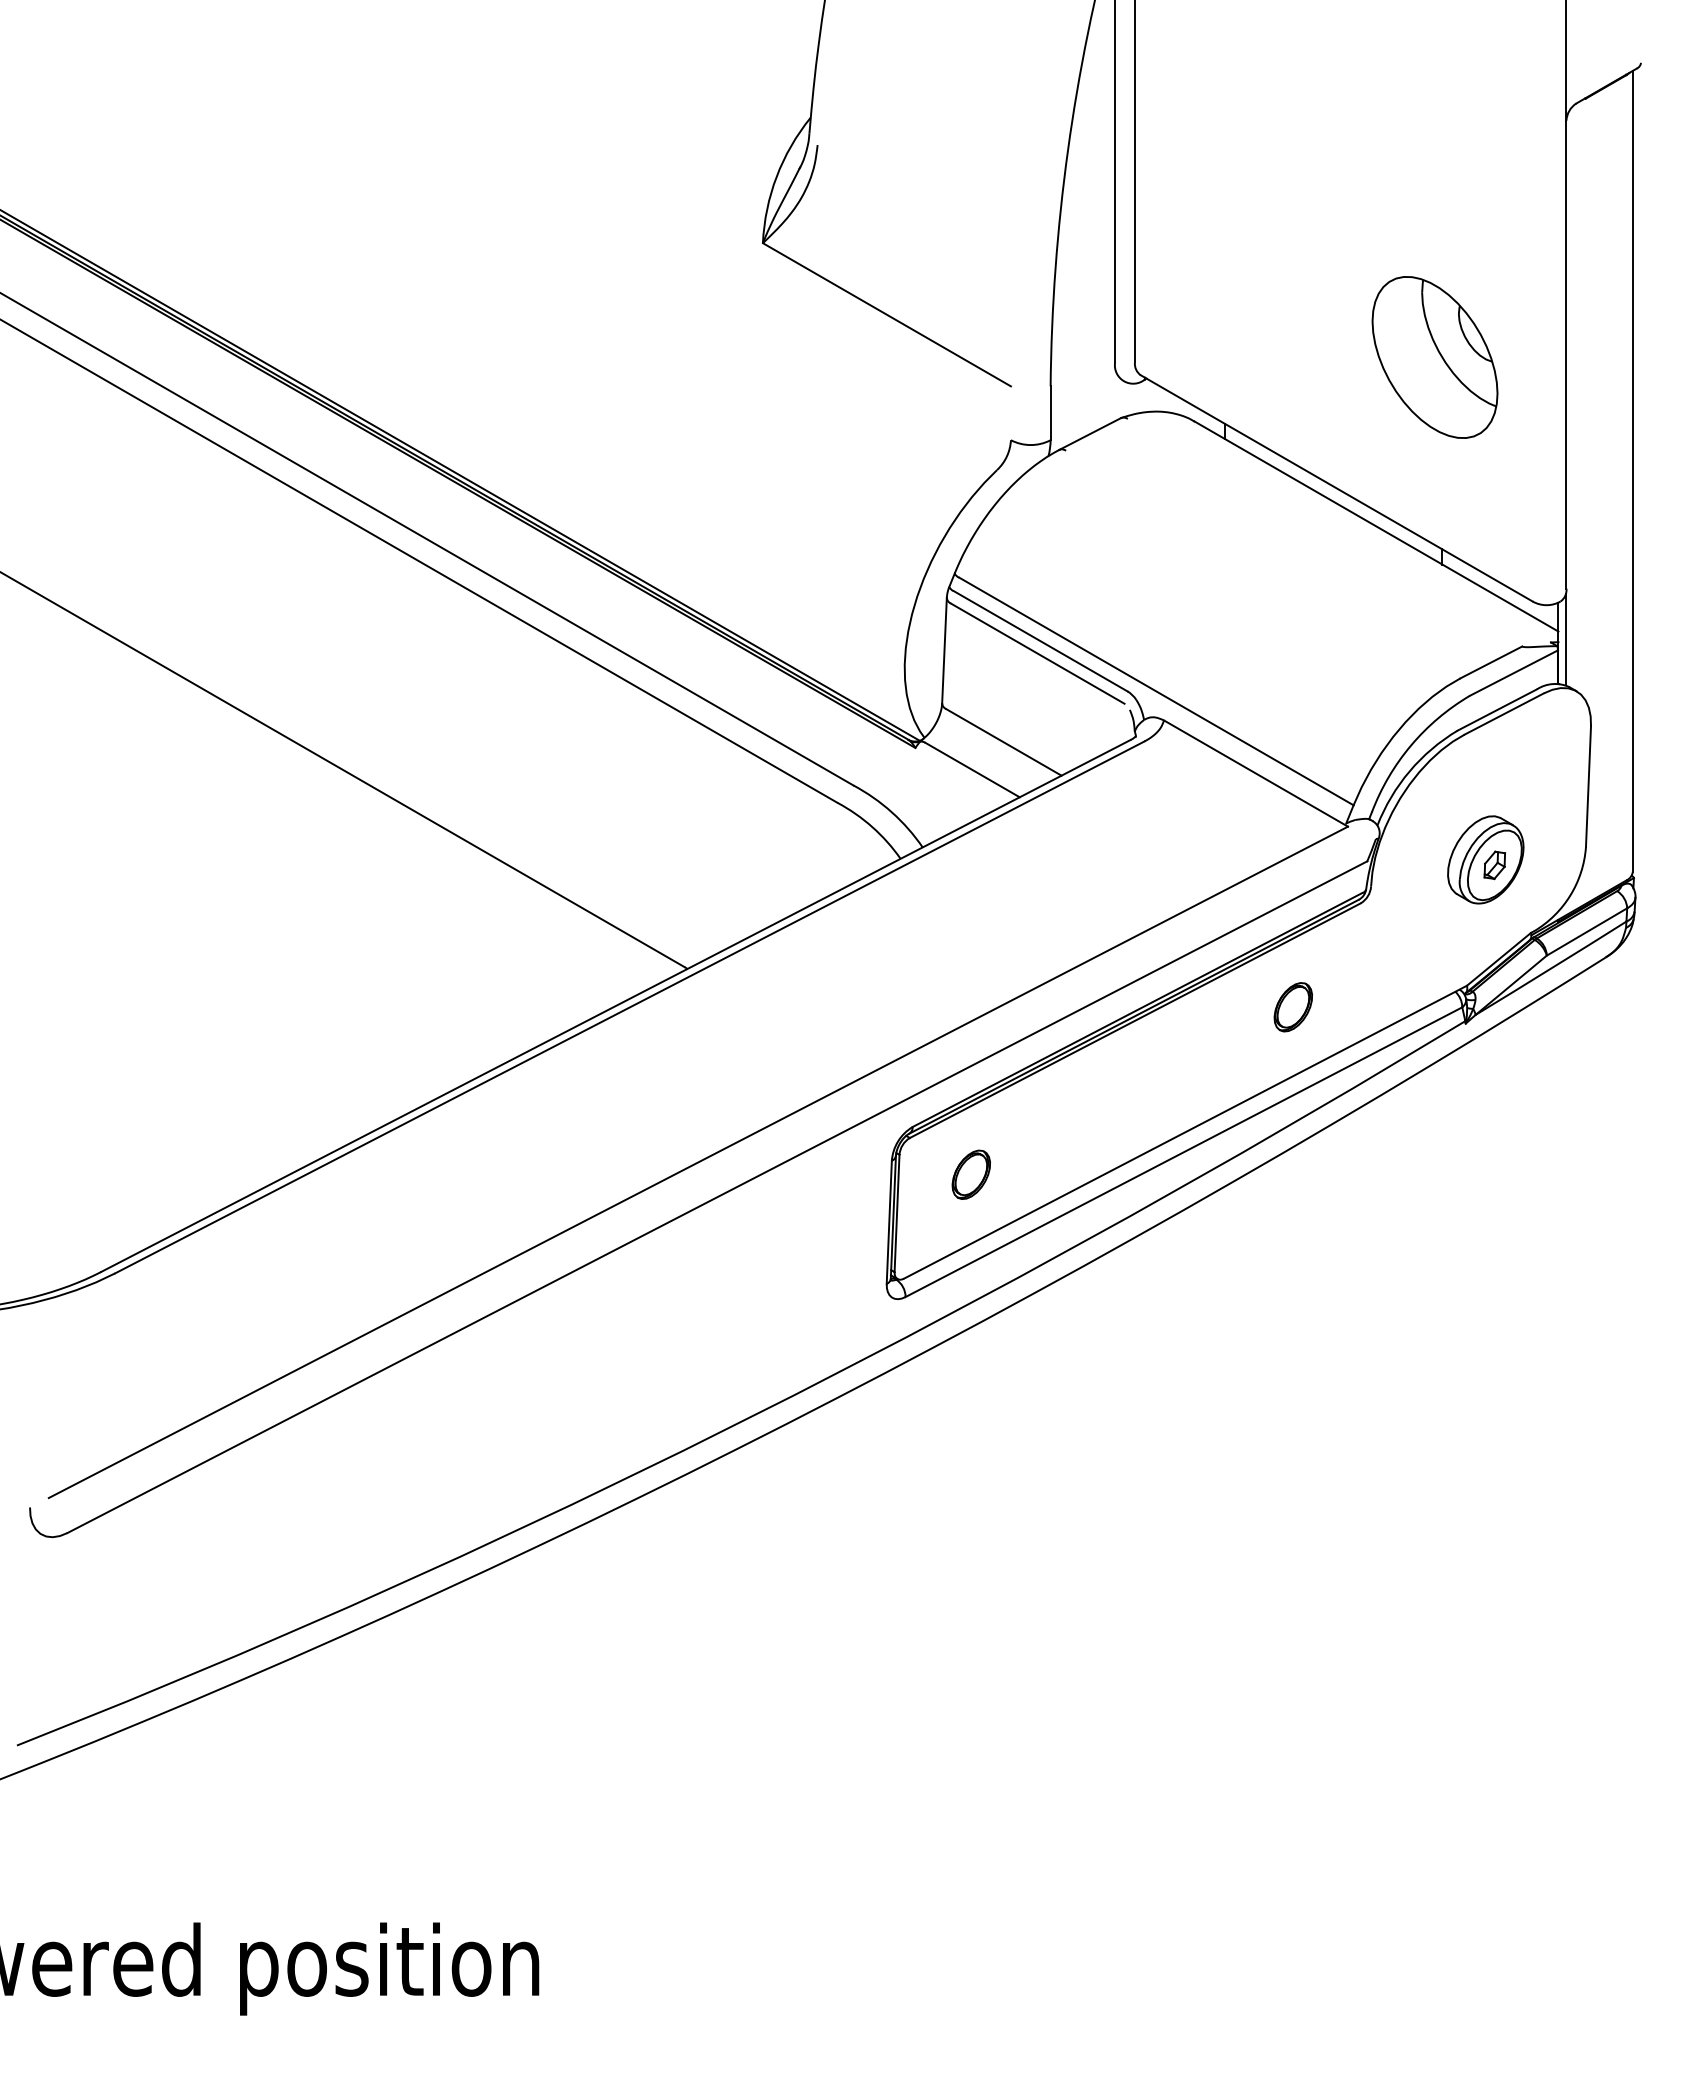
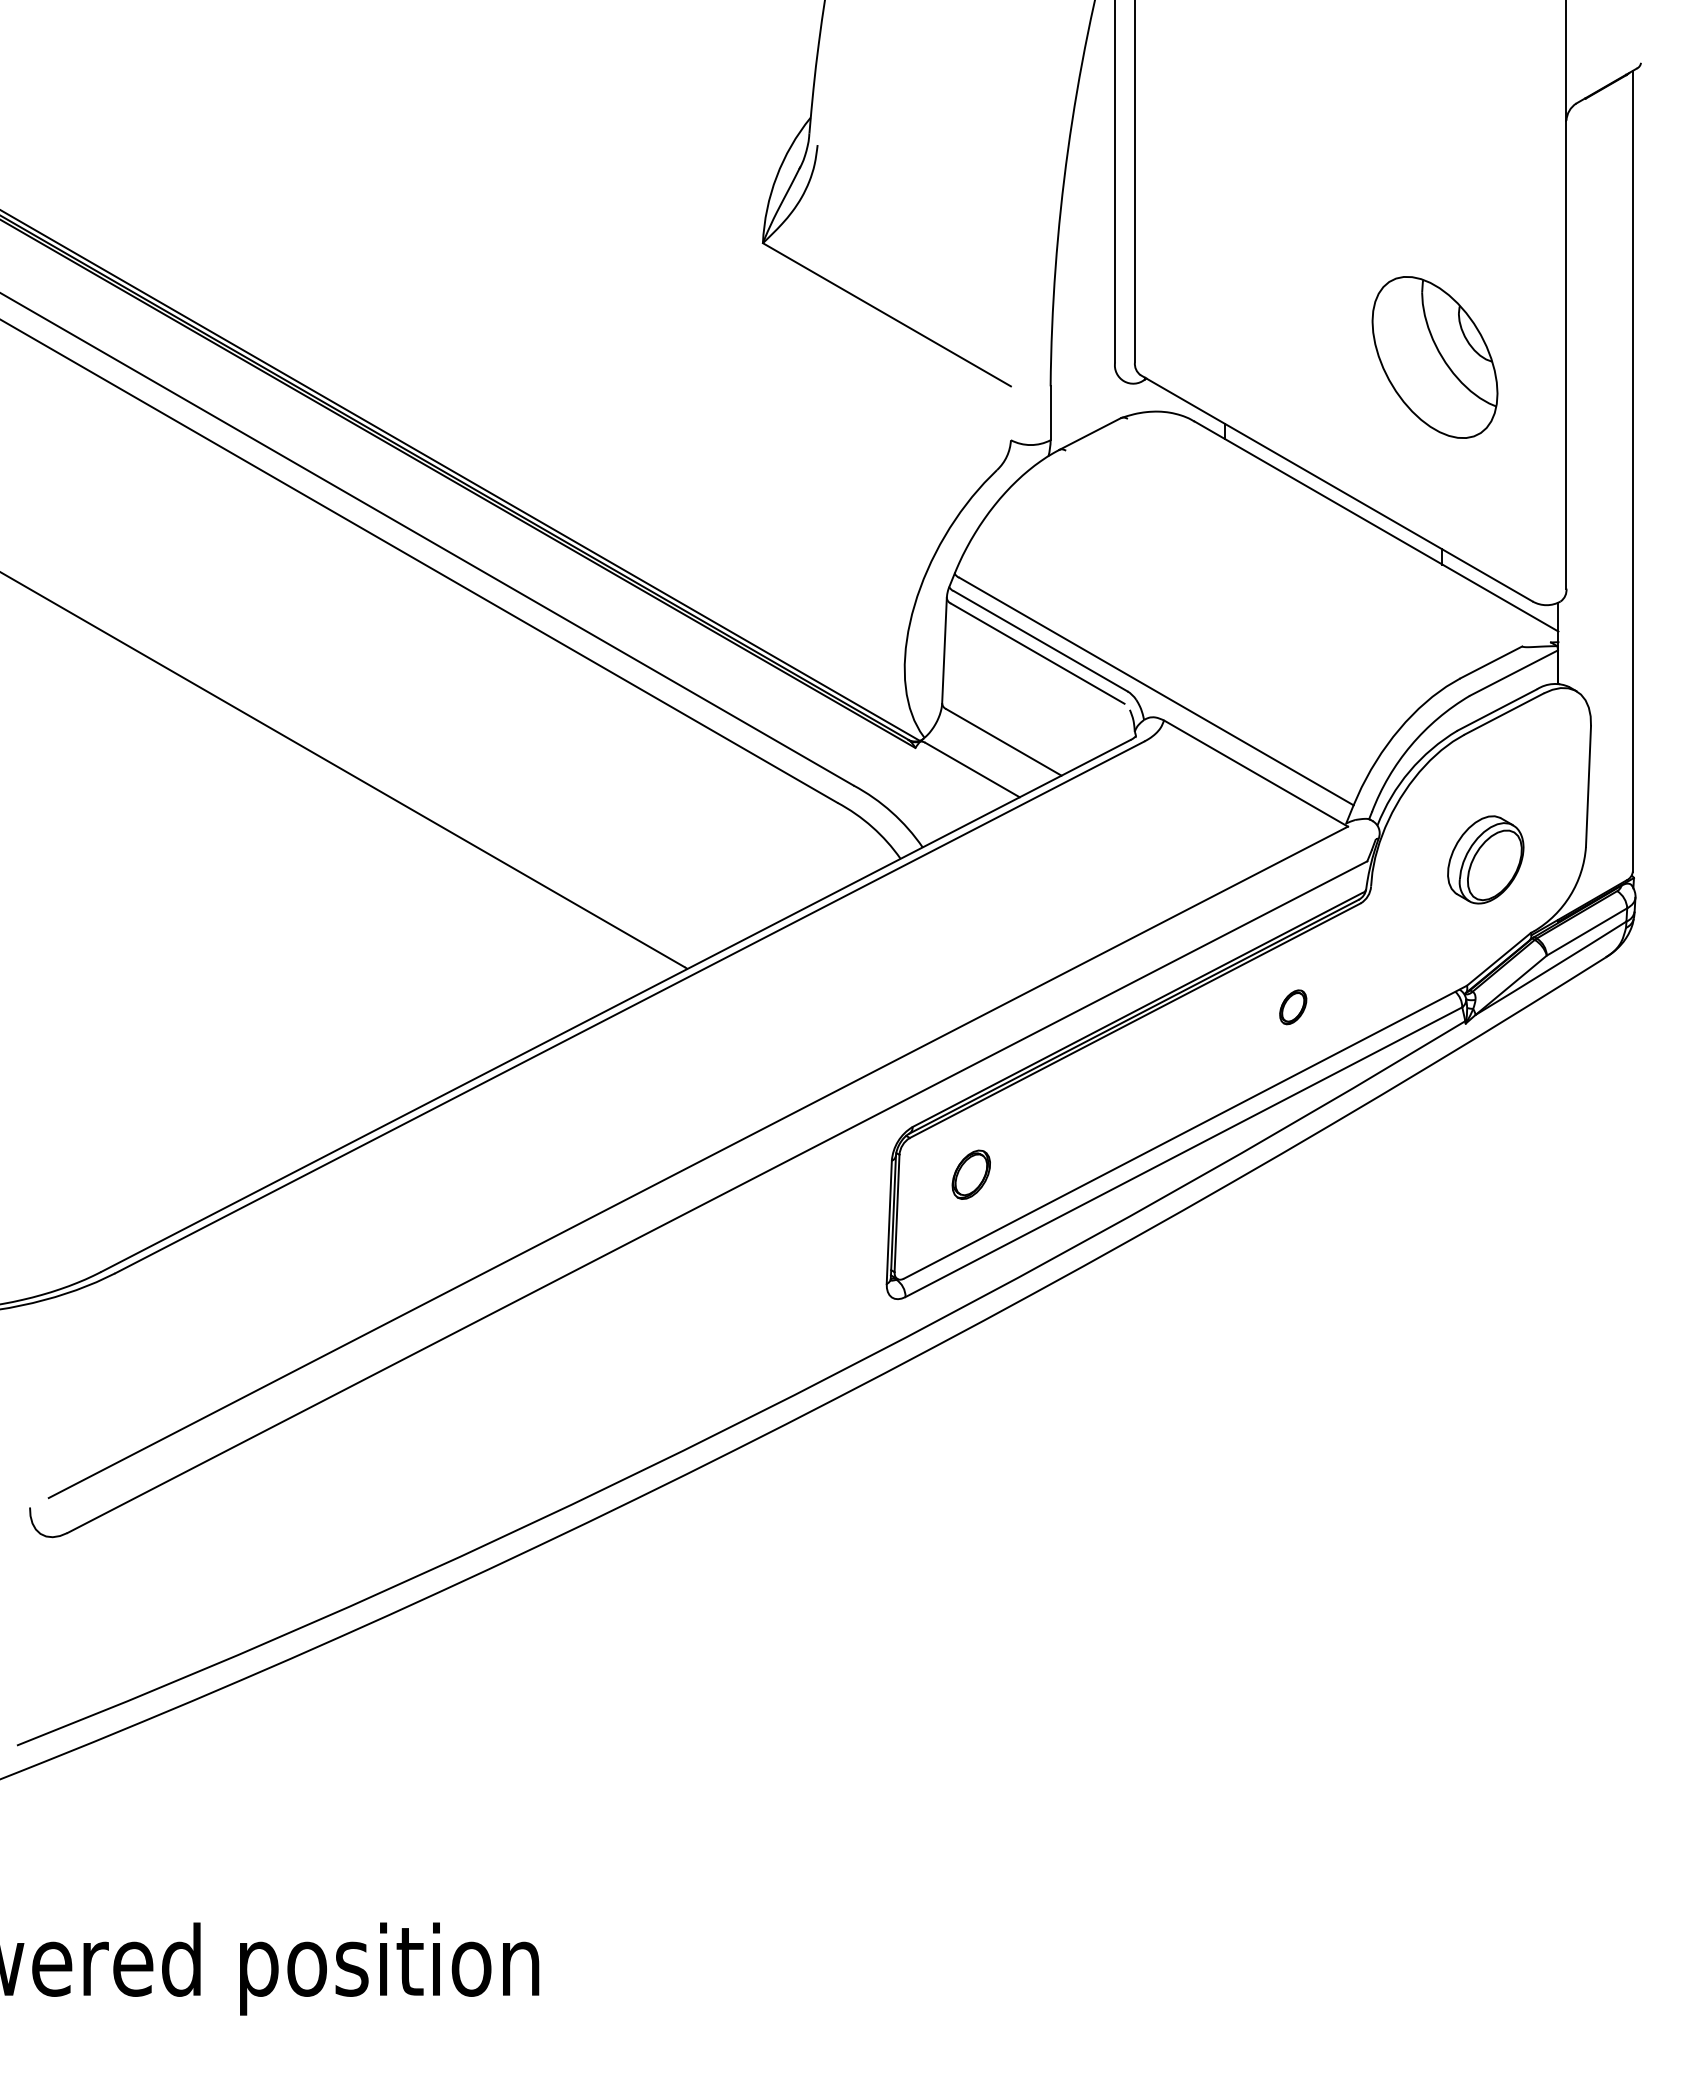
line: present -> none (1565, 639)
part: present -> none (1494, 865)
part size: 40x51 px -> 29x37 px (1293, 1007)
